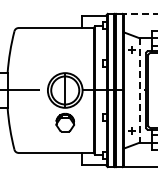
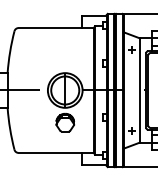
line: dashed -> solid (139, 13)
line: dashed -> solid (140, 90)
